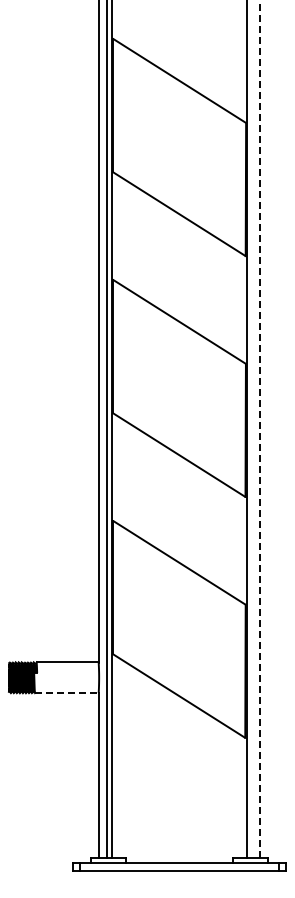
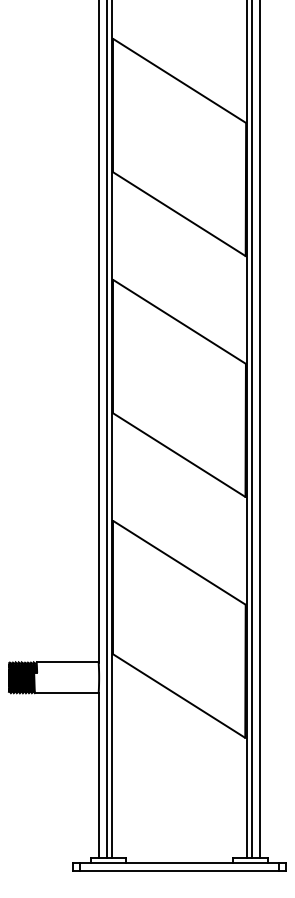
line: dashed -> solid (260, 429)
line: none -> present (251, 430)
line: dashed -> solid (66, 693)
